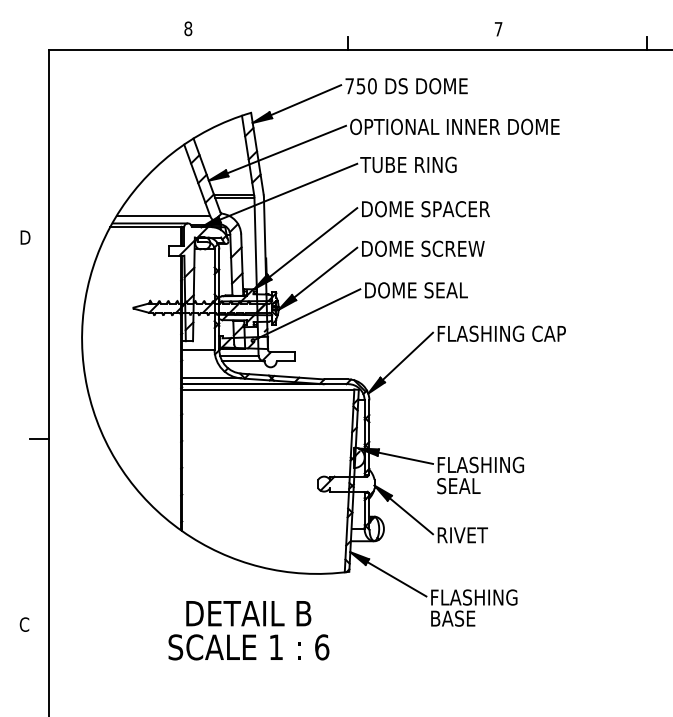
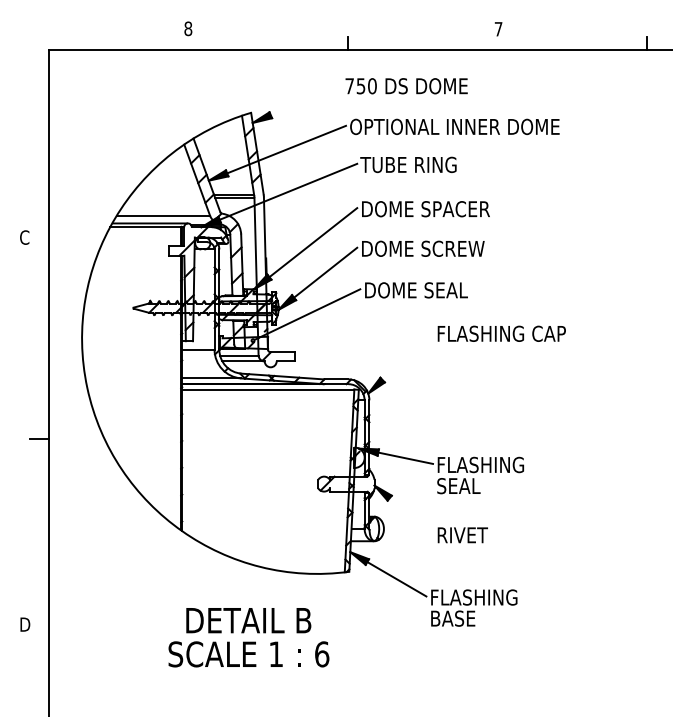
line: present -> none (305, 100)
text: D -> C (25, 237)
line: present -> none (407, 356)
line: present -> none (411, 516)
text: C -> D (24, 624)
text position: (248, 630) -> (248, 637) (248, 637)
